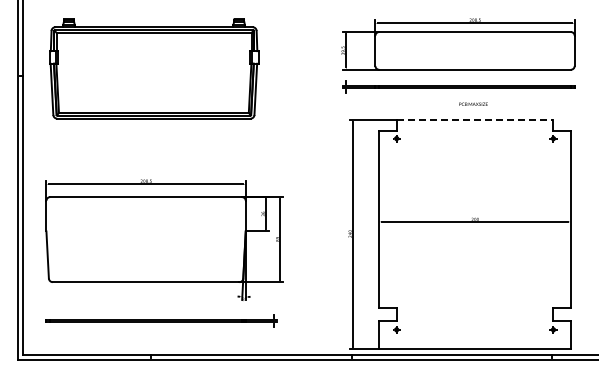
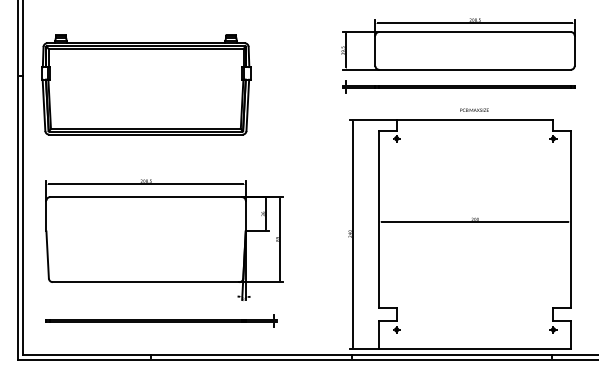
part position: (154, 68) -> (146, 84) (146, 84)
text position: (473, 103) -> (474, 109) (474, 109)
line: dashed -> solid (475, 119)
